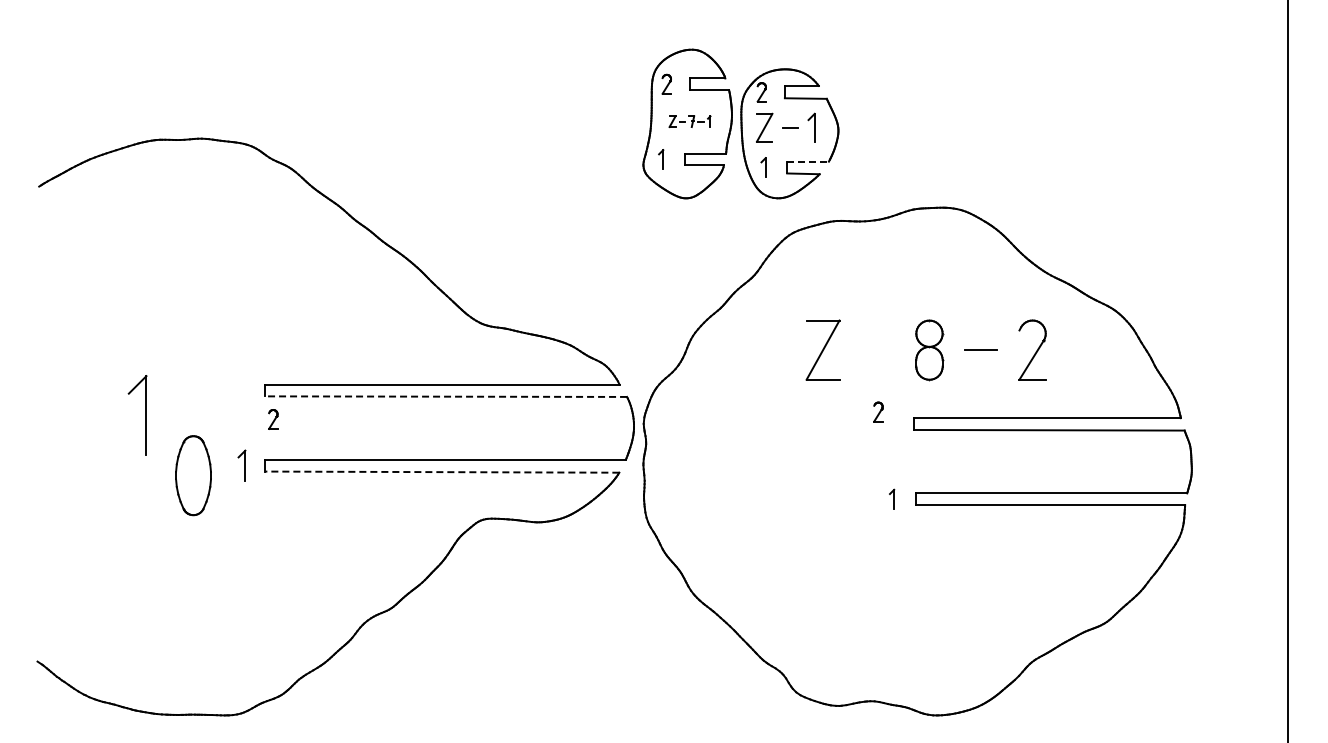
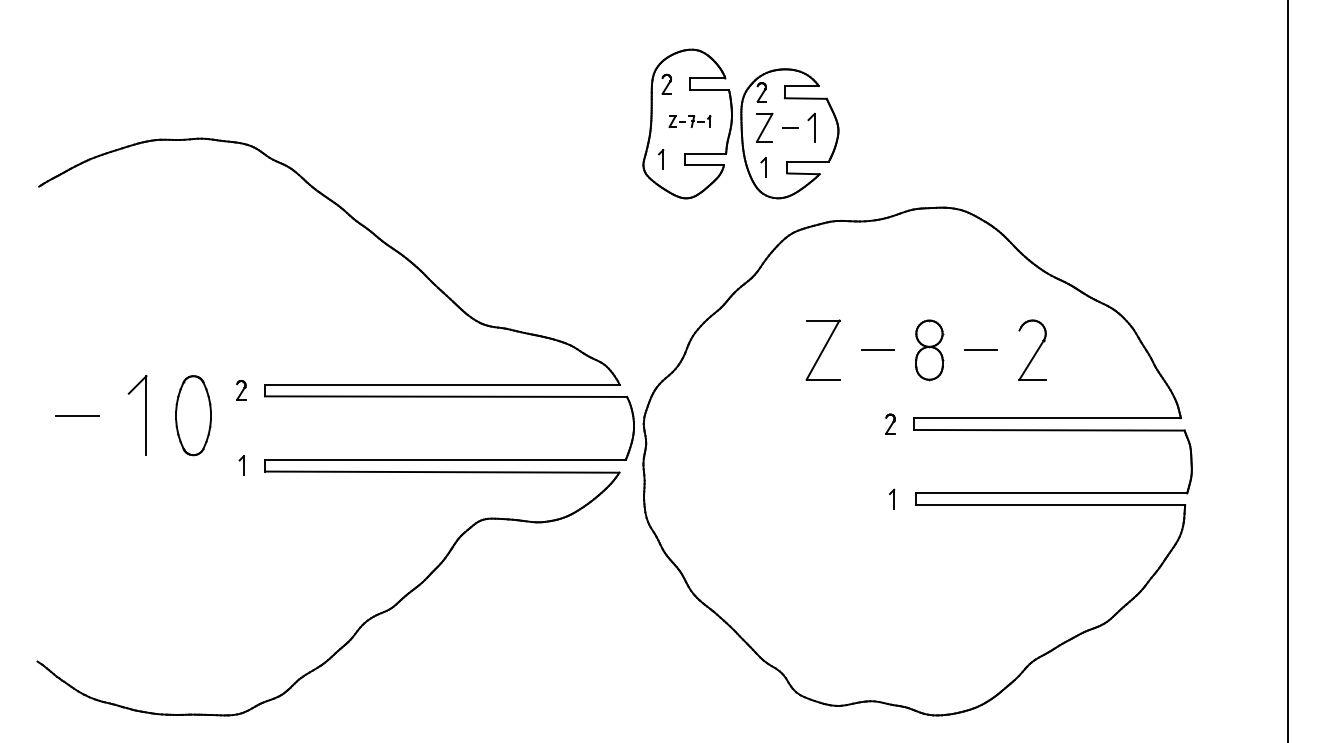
line: dashed -> solid (808, 161)
line: none -> present (877, 350)
line: dashed -> solid (445, 396)
part position: (878, 411) -> (890, 423) (890, 423)
line: none -> present (77, 415)
part position: (273, 419) -> (241, 390) (241, 390)
part size: 10x33 px -> 7x21 px (241, 465)
line: dashed -> solid (442, 472)
part position: (193, 475) -> (193, 415) (193, 415)
